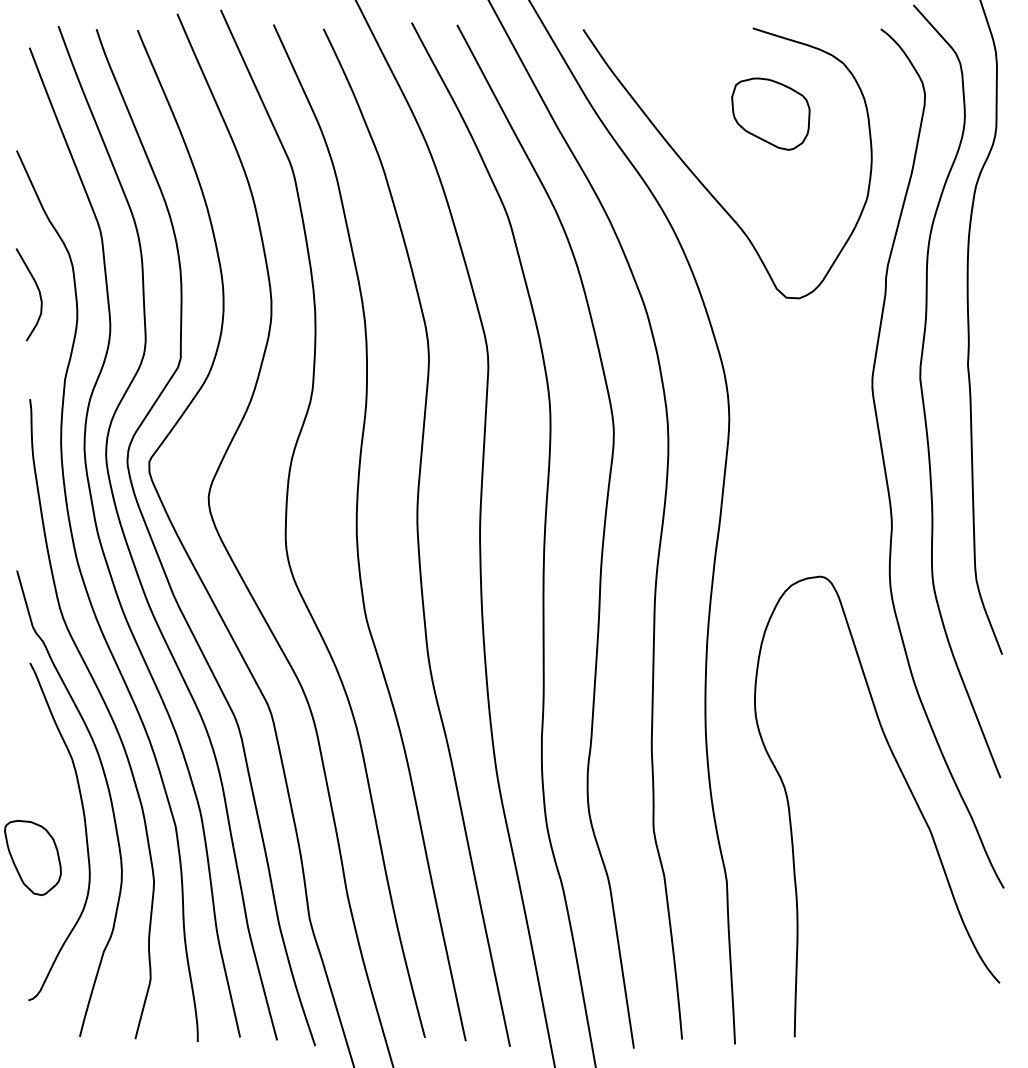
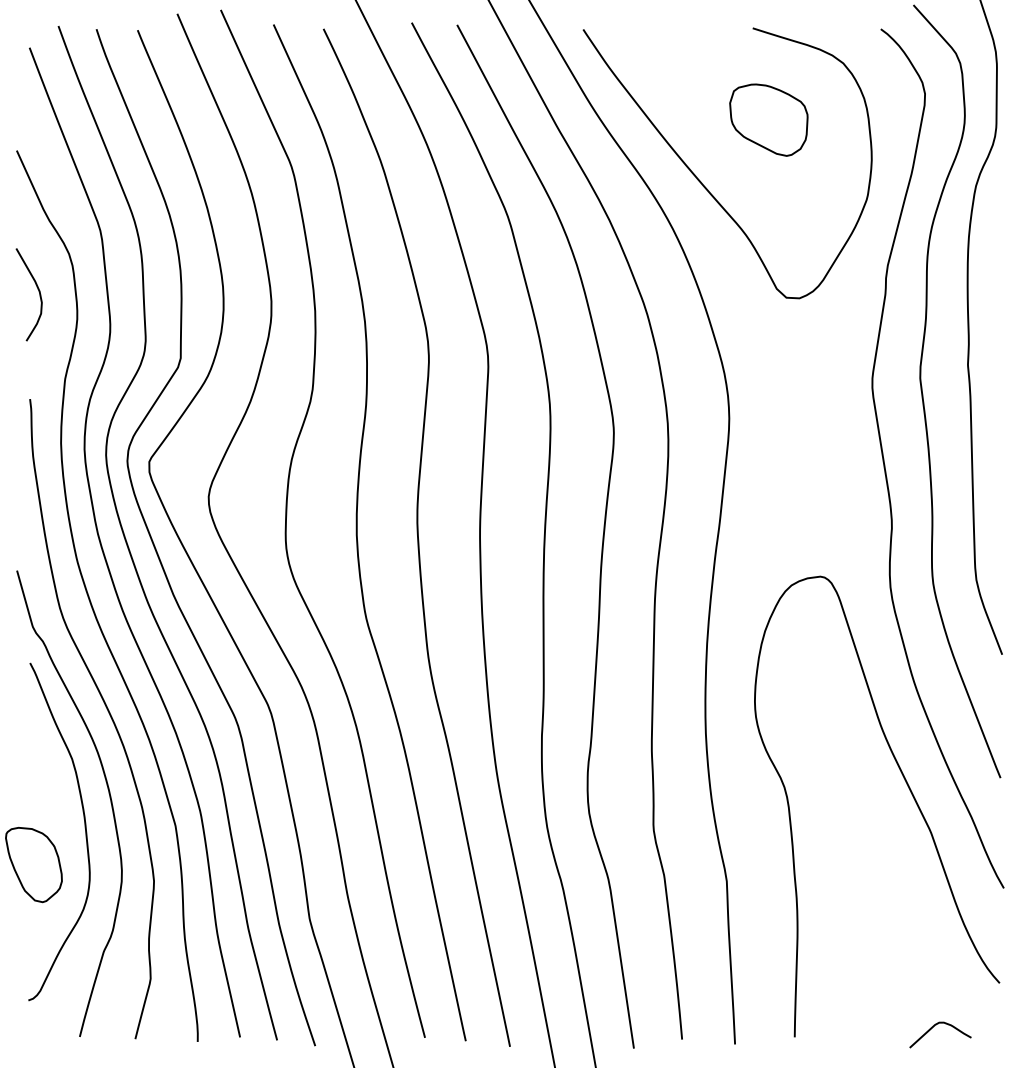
part position: (770, 113) -> (768, 119) (768, 119)
part position: (32, 857) -> (33, 864) (33, 864)
curve: none -> present (936, 1025)
